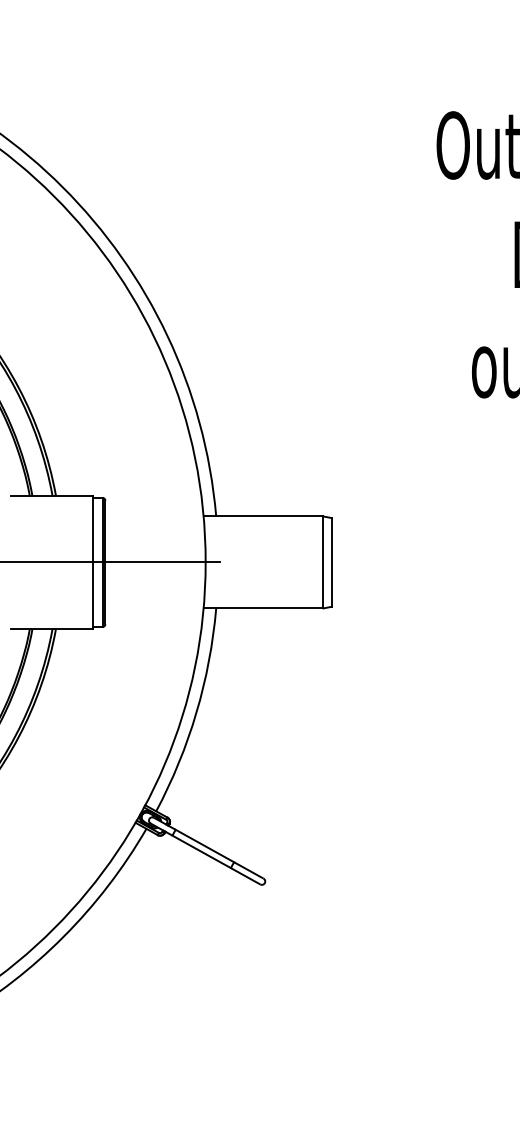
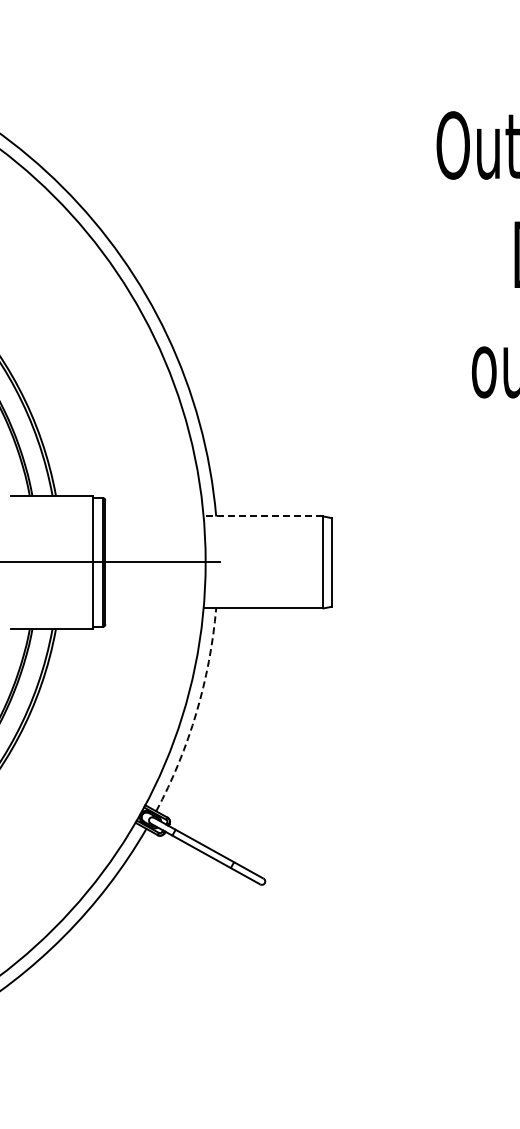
line: solid -> dashed (263, 516)
arc: solid -> dashed (196, 712)
